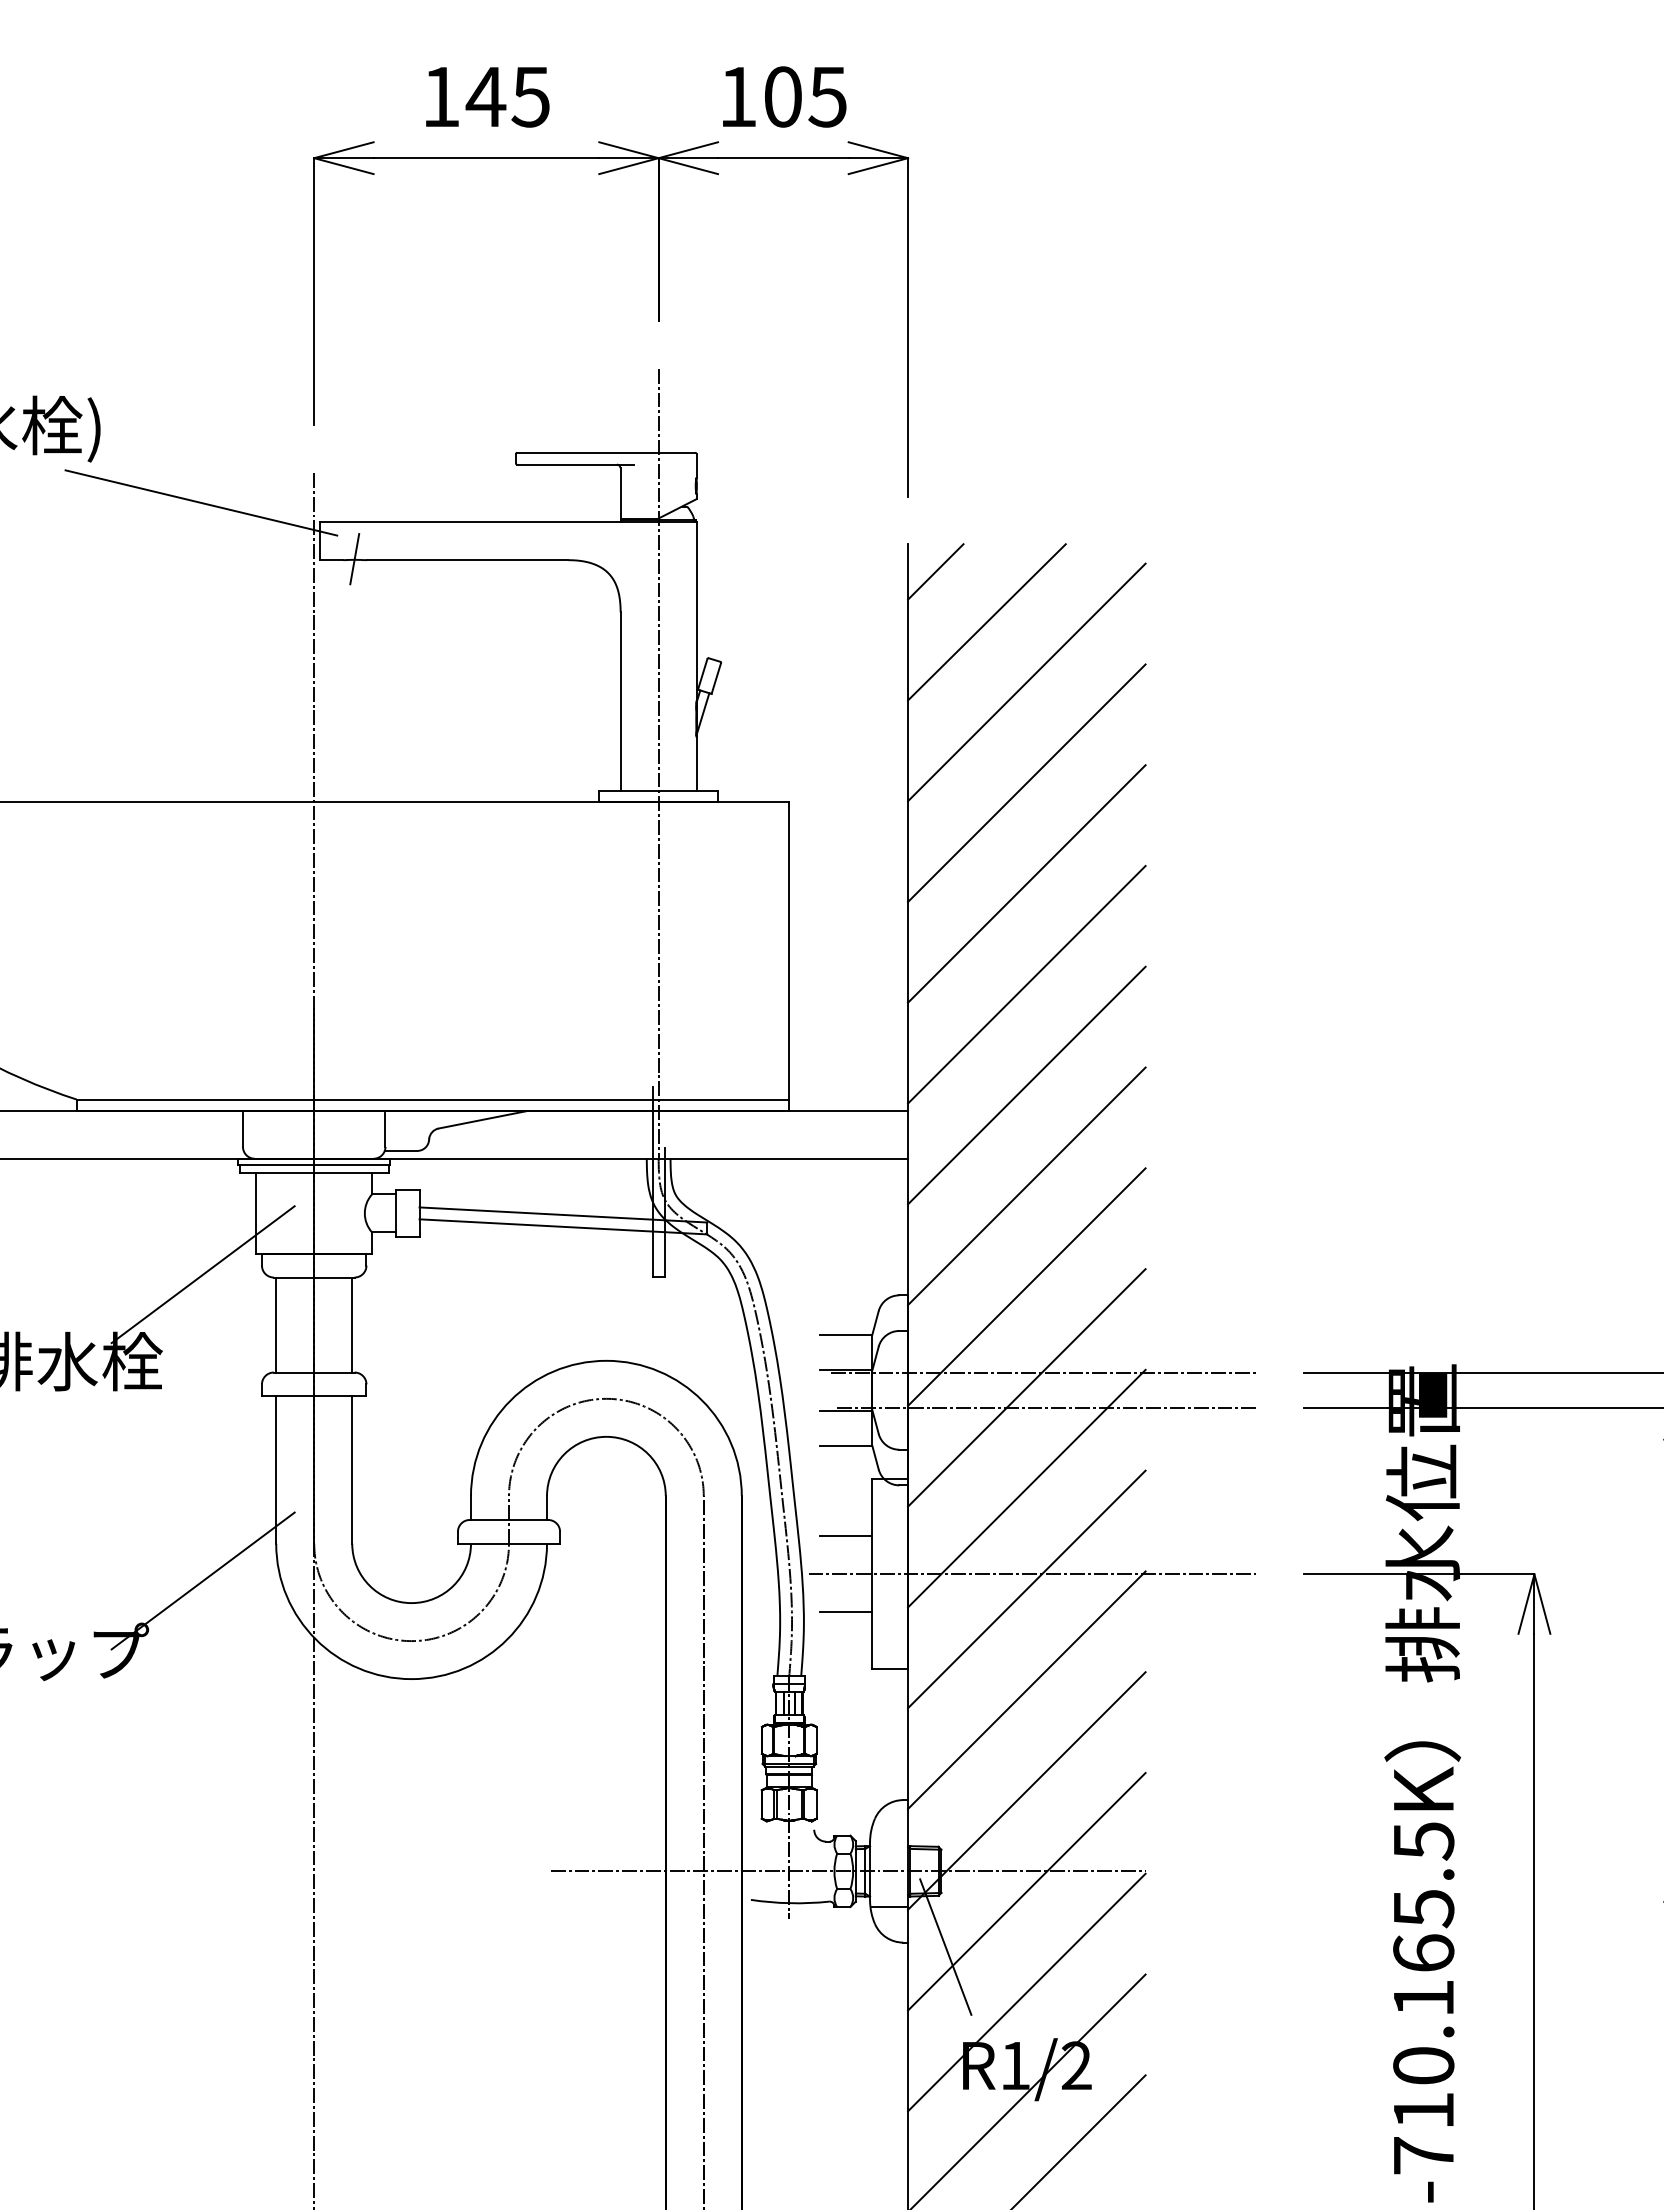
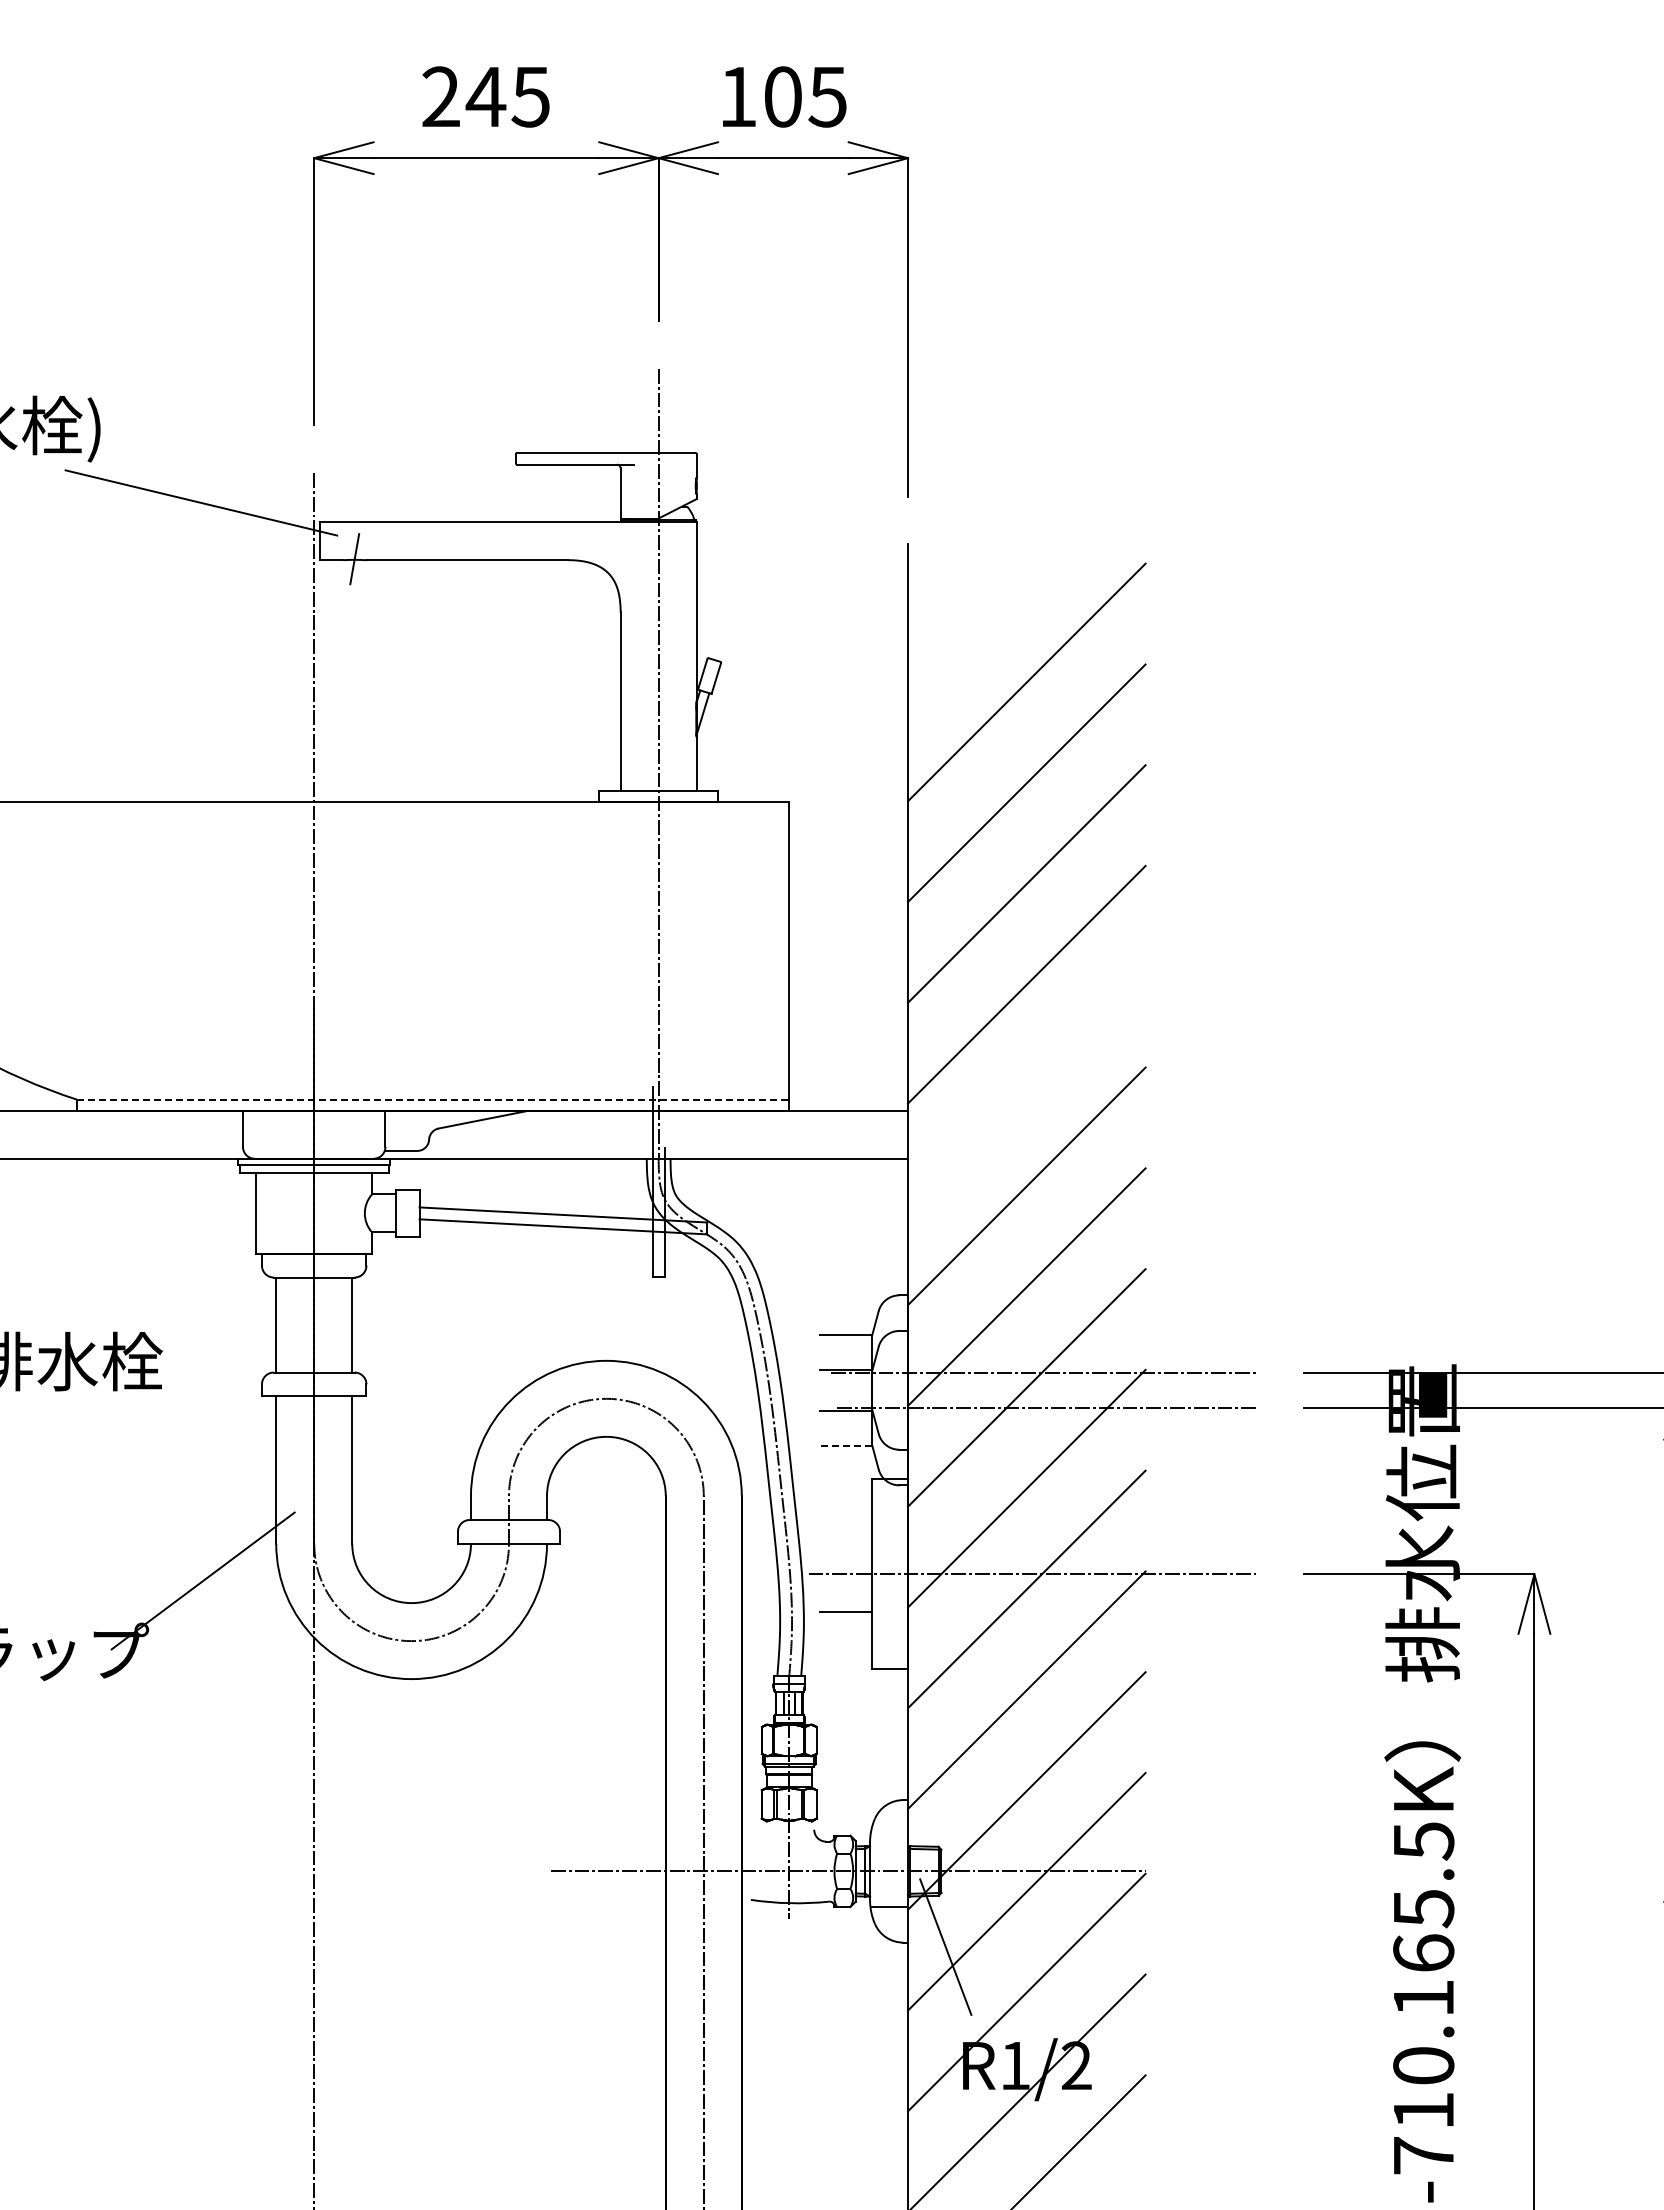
text: 145 -> 245 (440, 96)
line: present -> none (935, 571)
line: present -> none (986, 622)
line: present -> none (1026, 1085)
line: solid -> dashed (433, 1099)
line: present -> none (202, 1274)
line: solid -> dashed (845, 1446)
line: present -> none (845, 1536)
